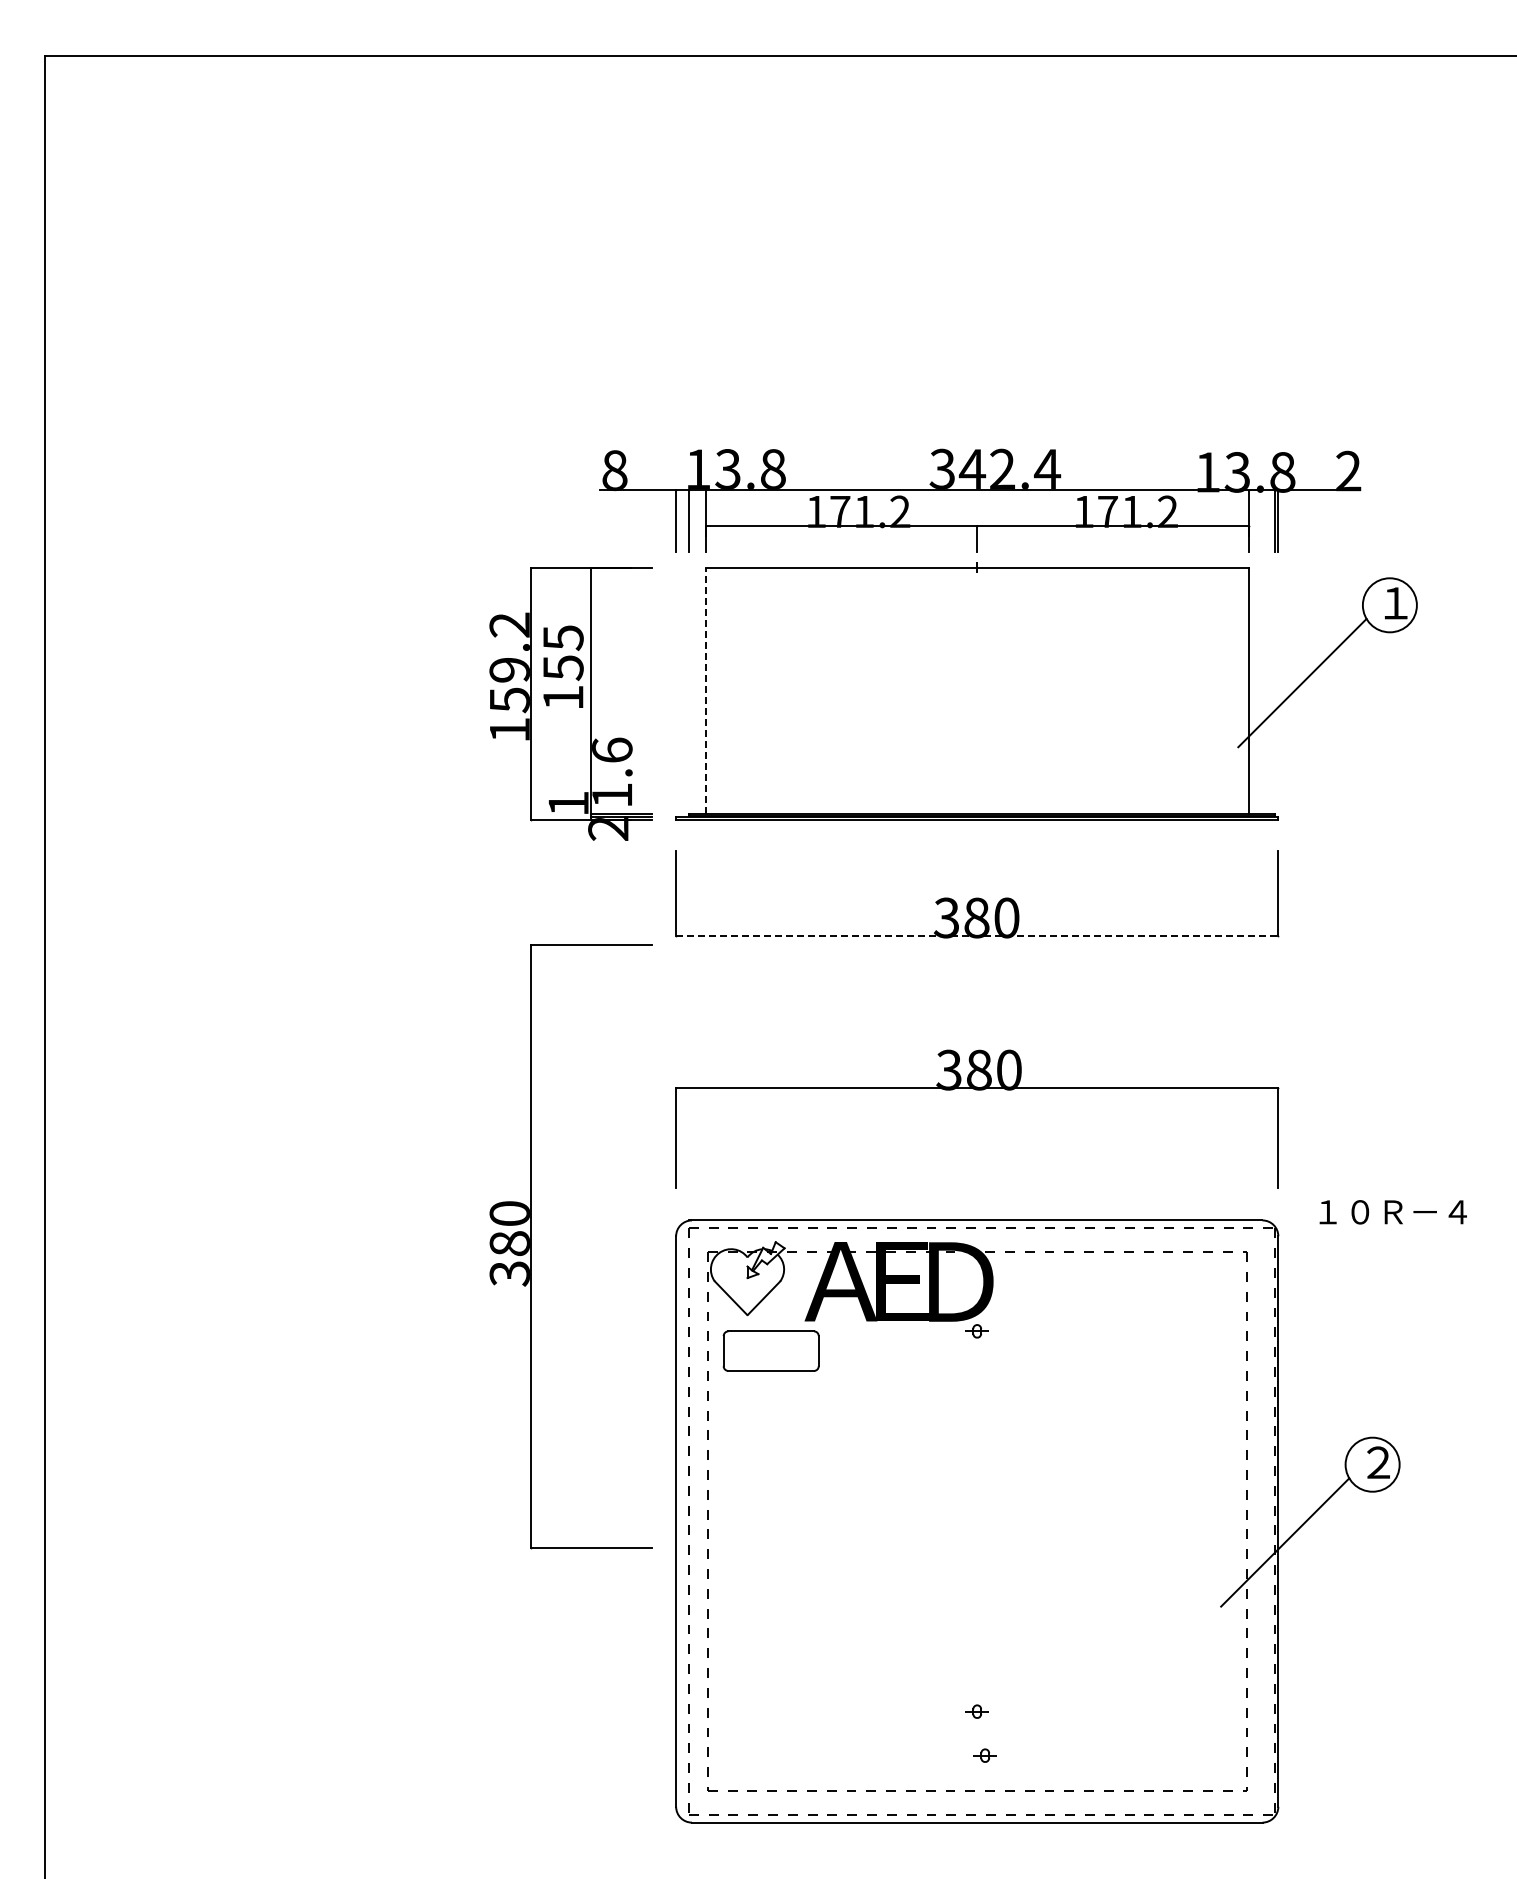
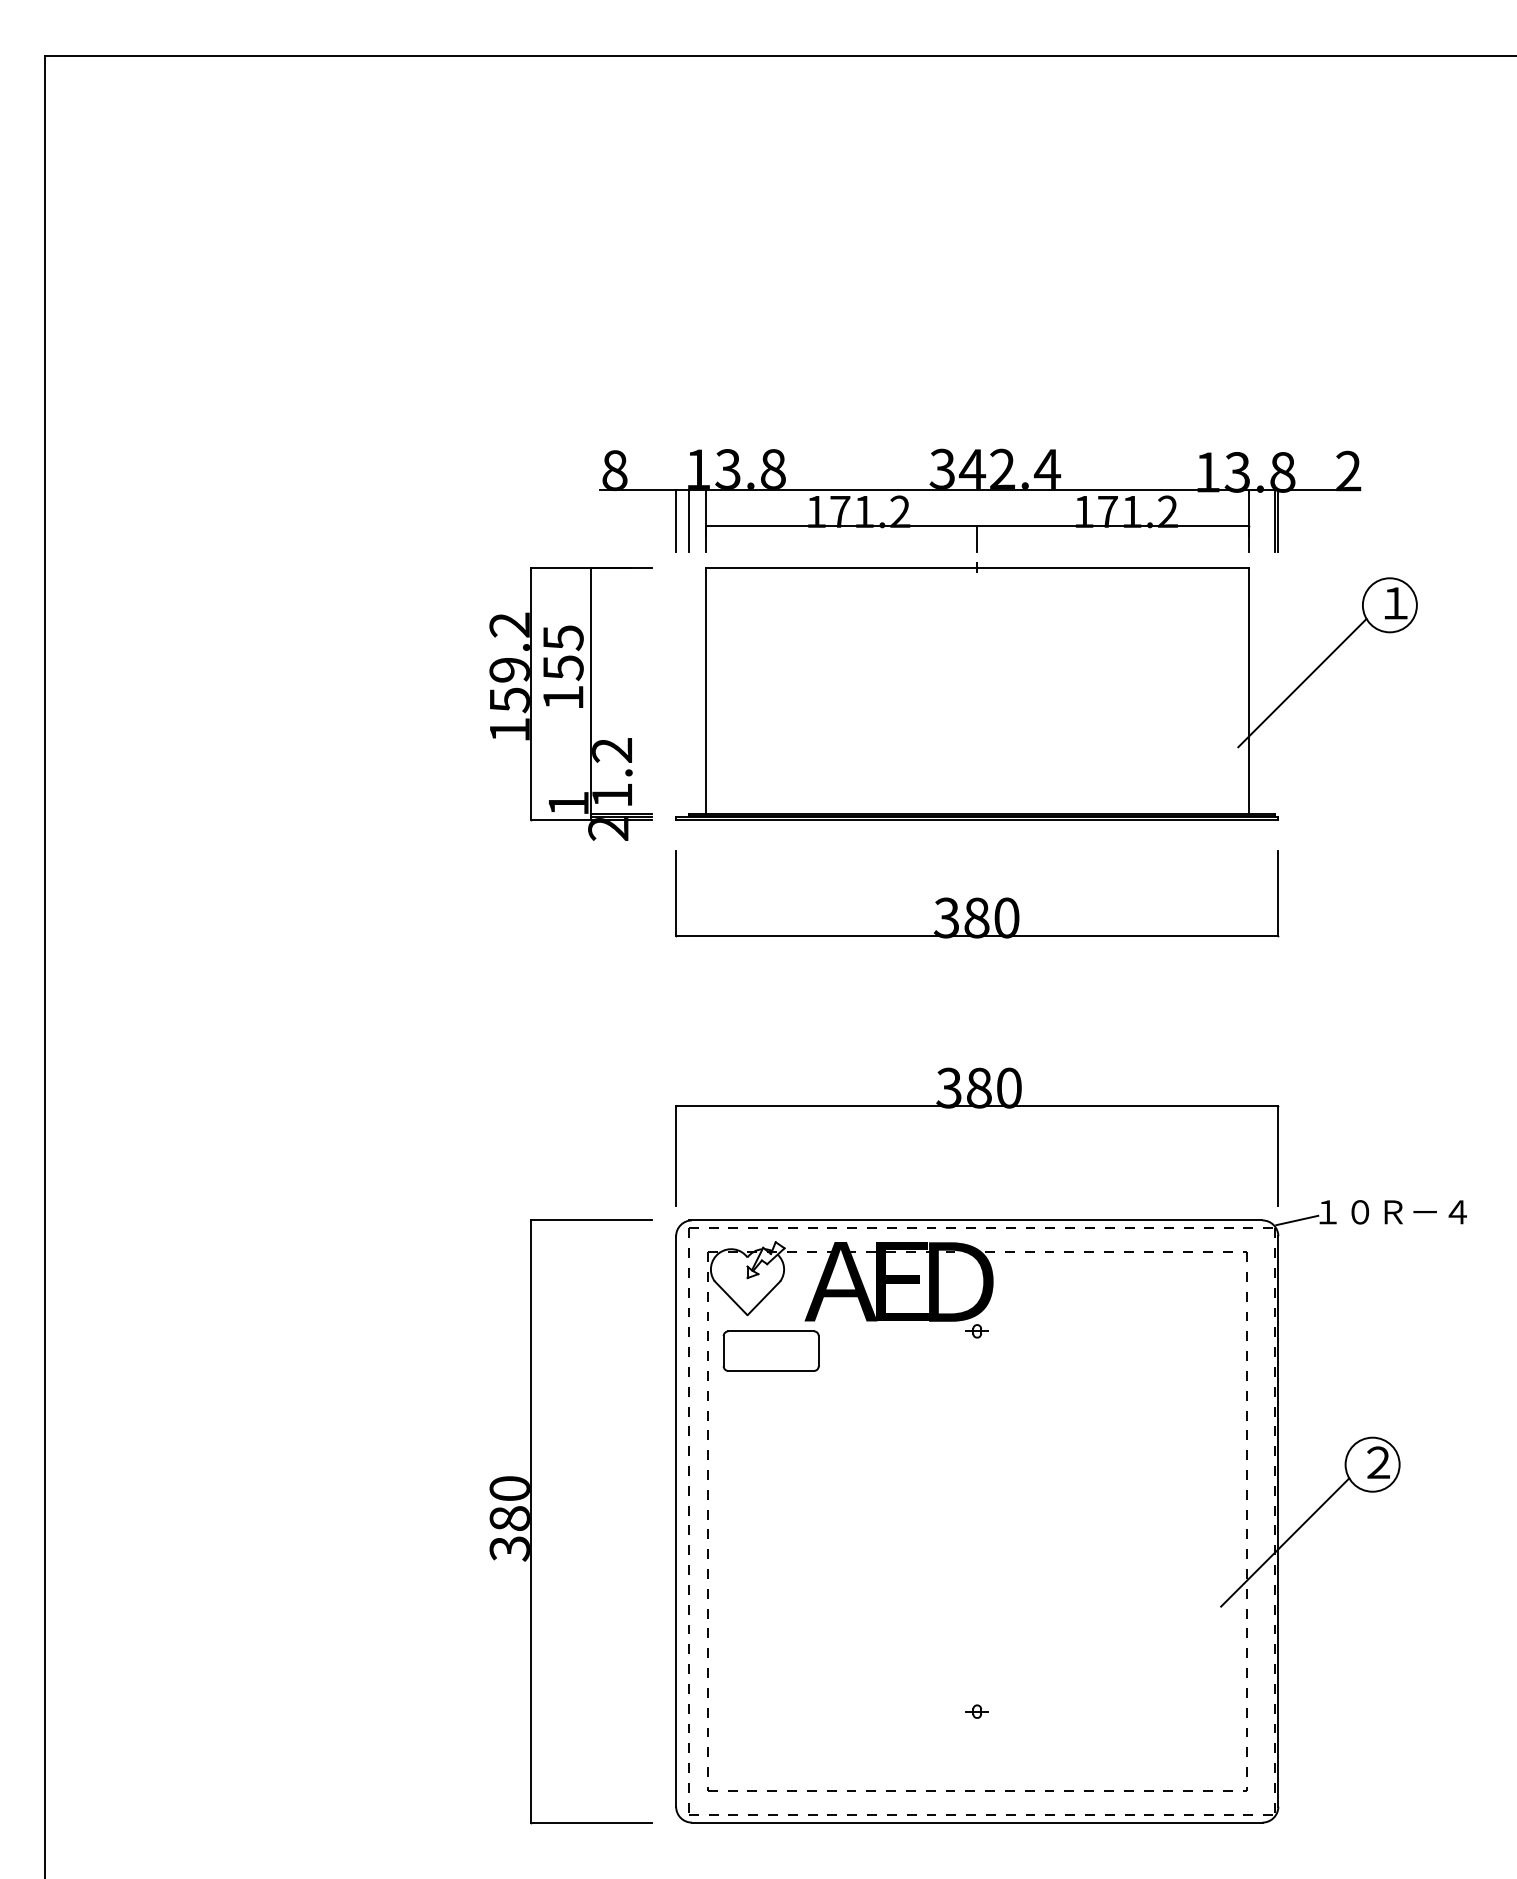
line: dashed -> solid (705, 690)
text: 1.6 -> 1.2 (612, 749)
line: dashed -> solid (977, 935)
part position: (977, 1090) -> (977, 1108) (977, 1108)
line: none -> present (1297, 1220)
part position: (531, 1246) -> (531, 1521) (531, 1521)
part: present -> none (984, 1755)
